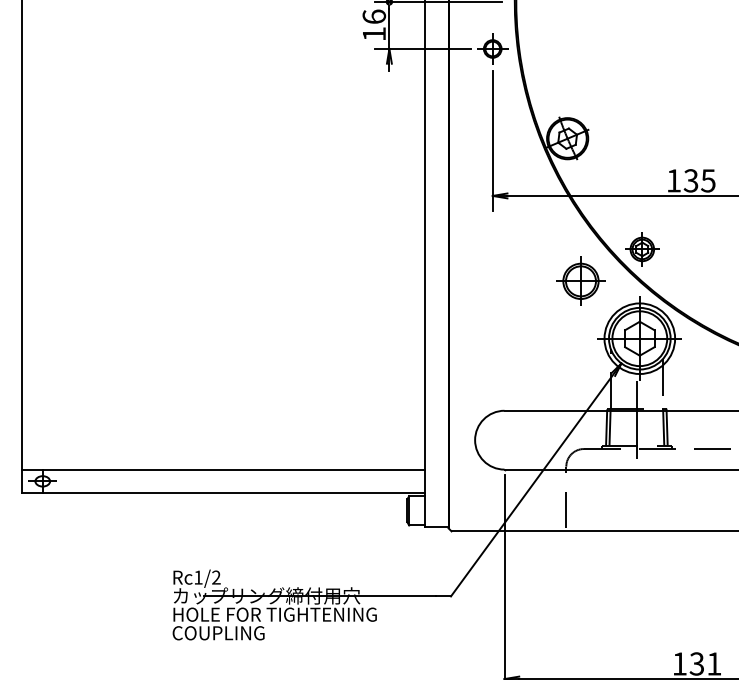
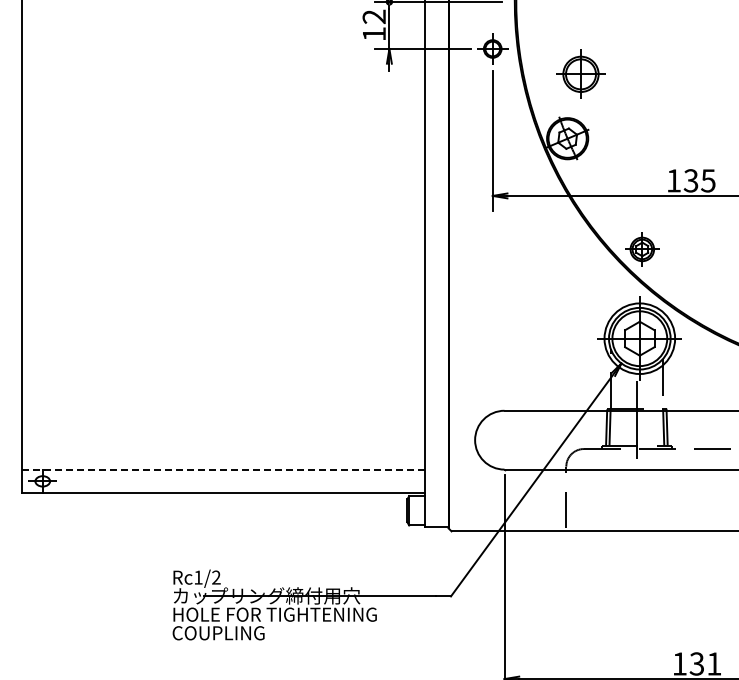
text: 16 -> 12 (374, 16)
part position: (580, 280) -> (580, 73) (580, 73)
line: solid -> dashed (223, 469)
